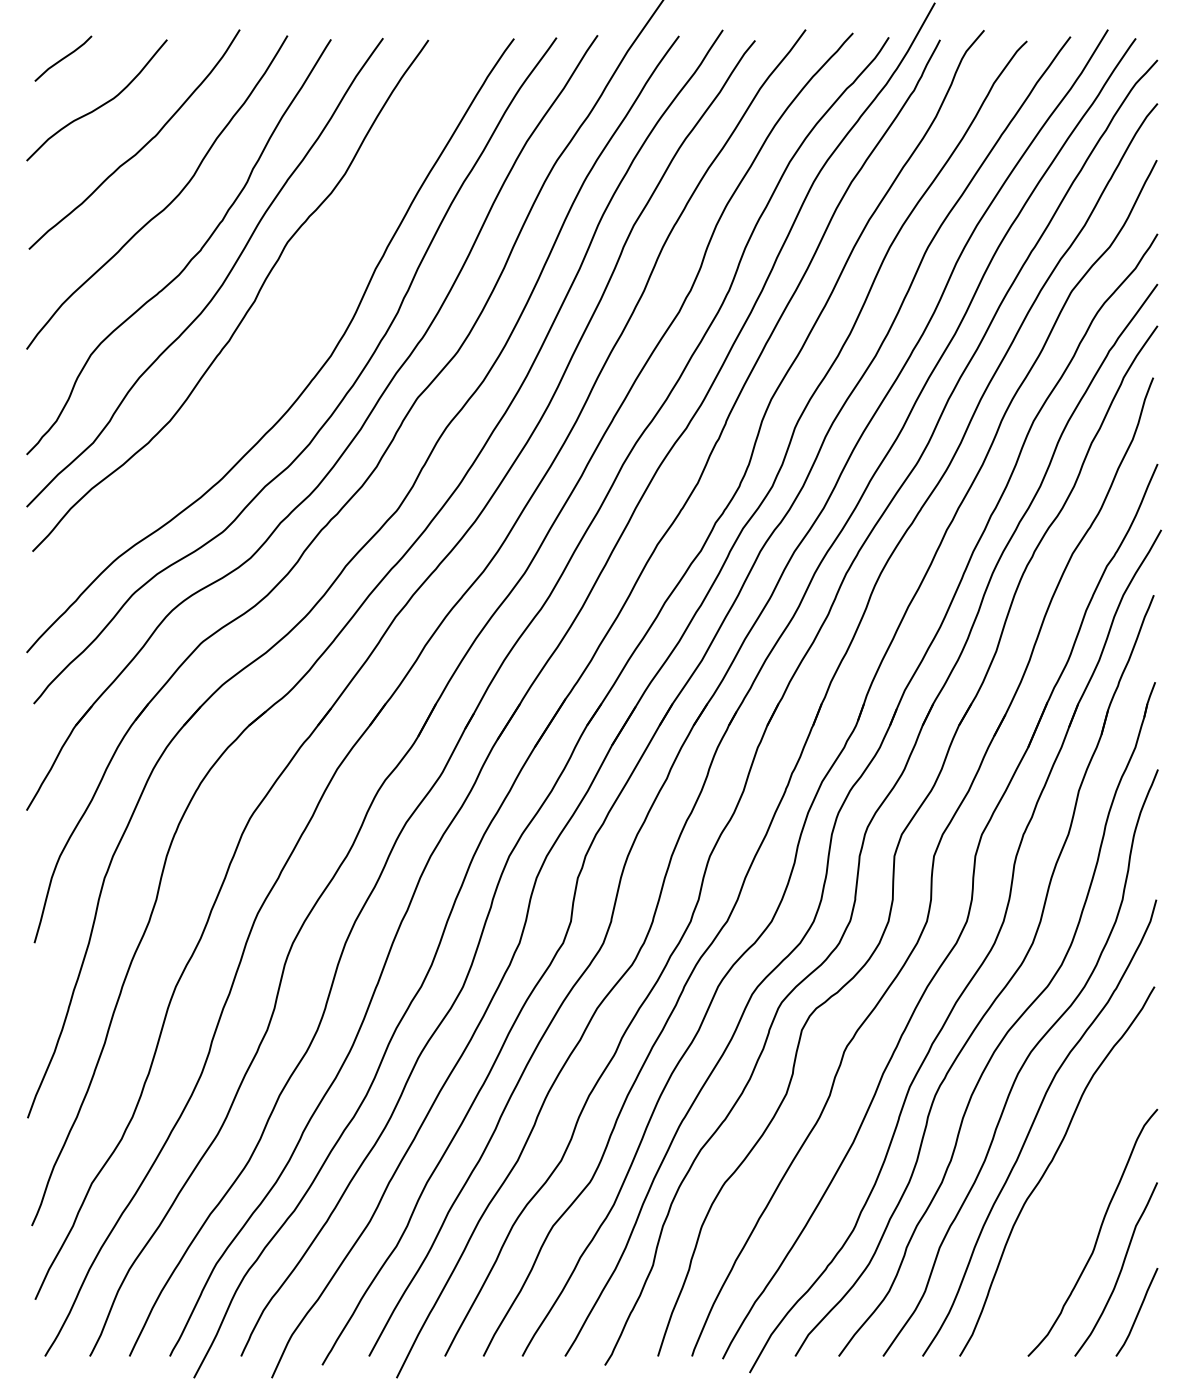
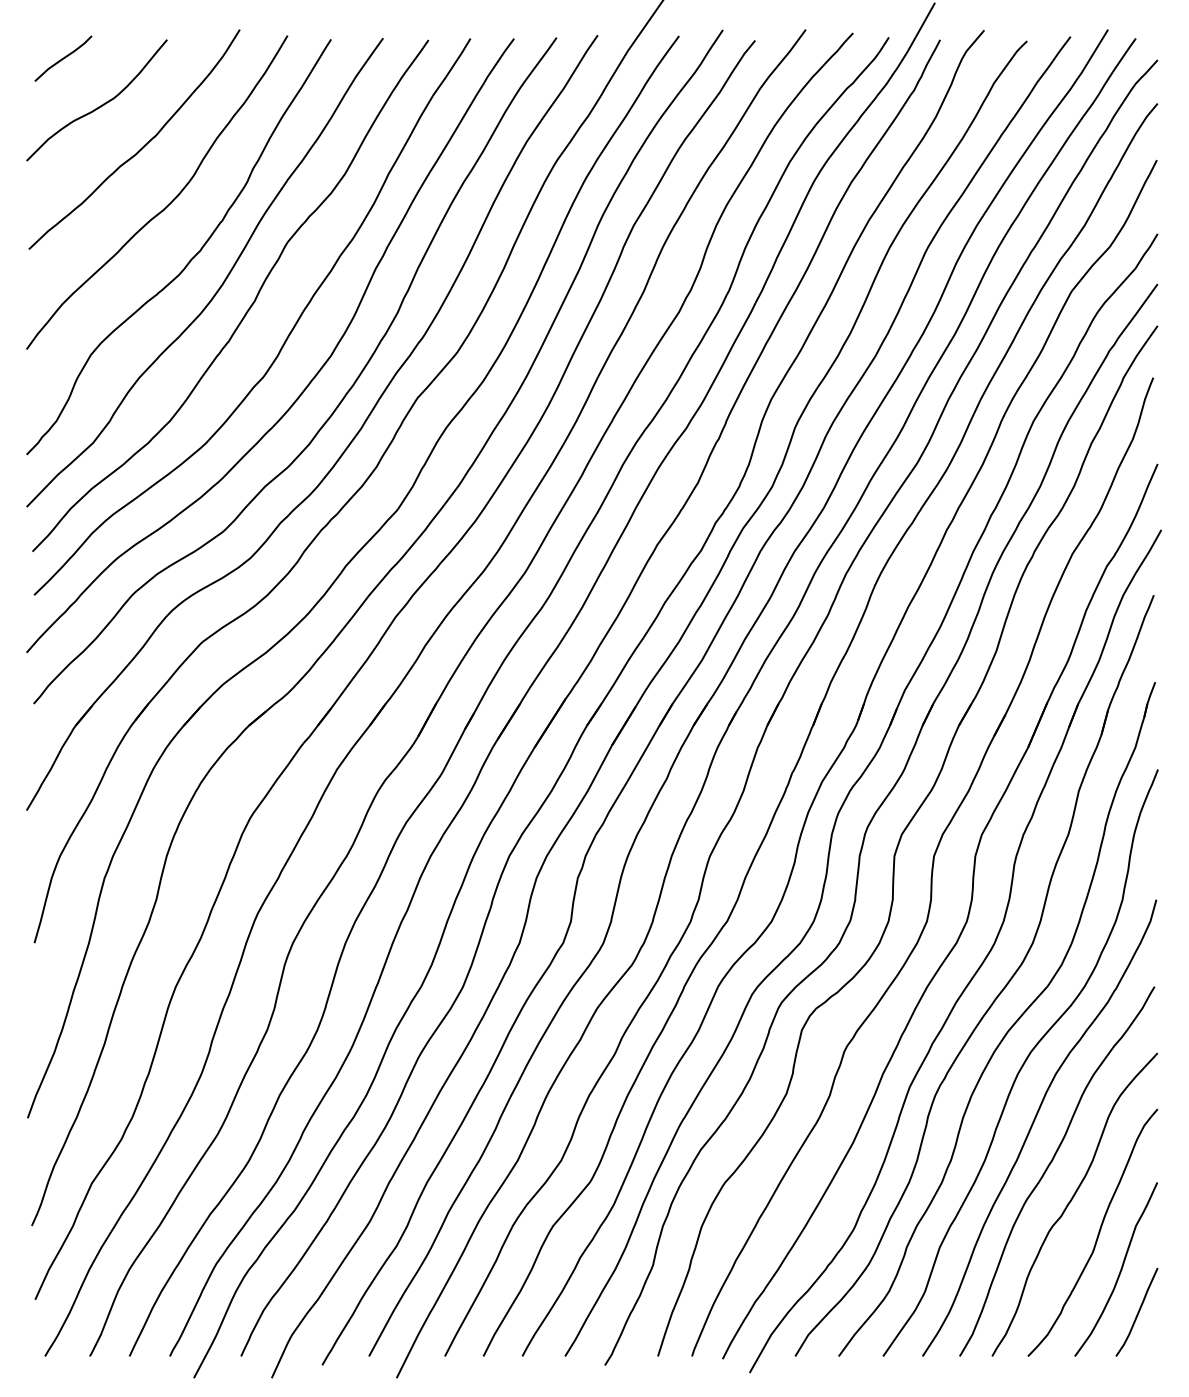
curve: none -> present (287, 335)
curve: none -> present (1070, 1203)
